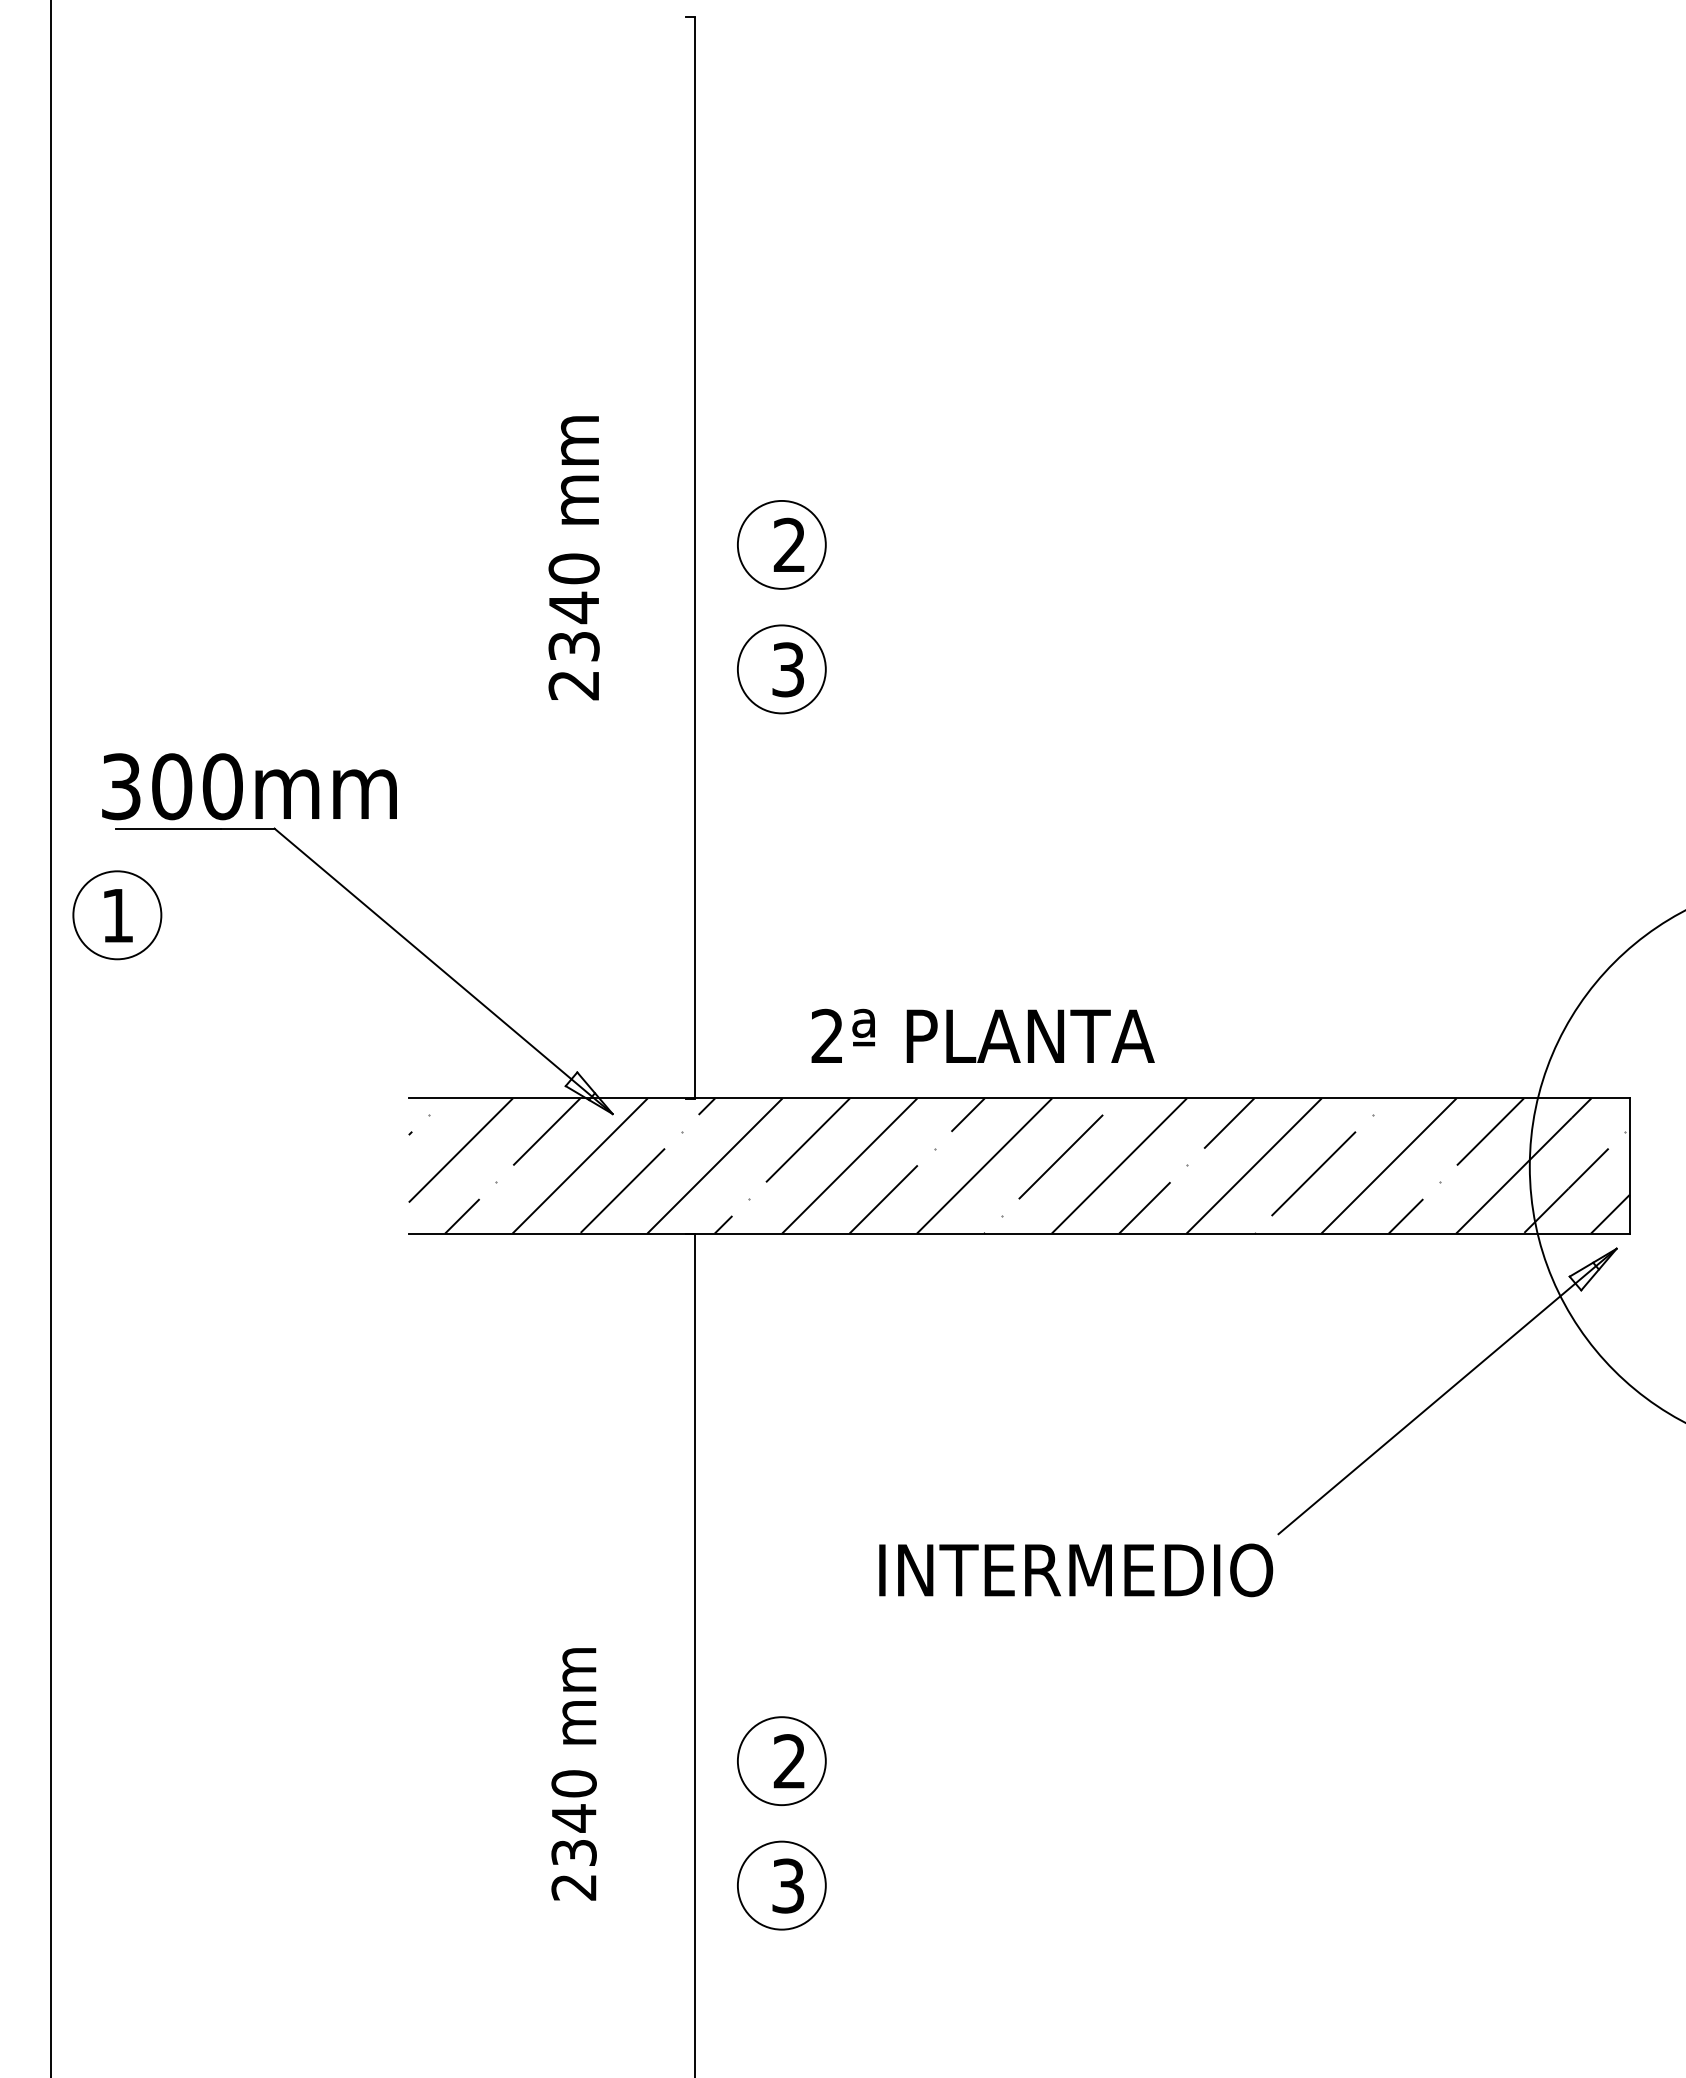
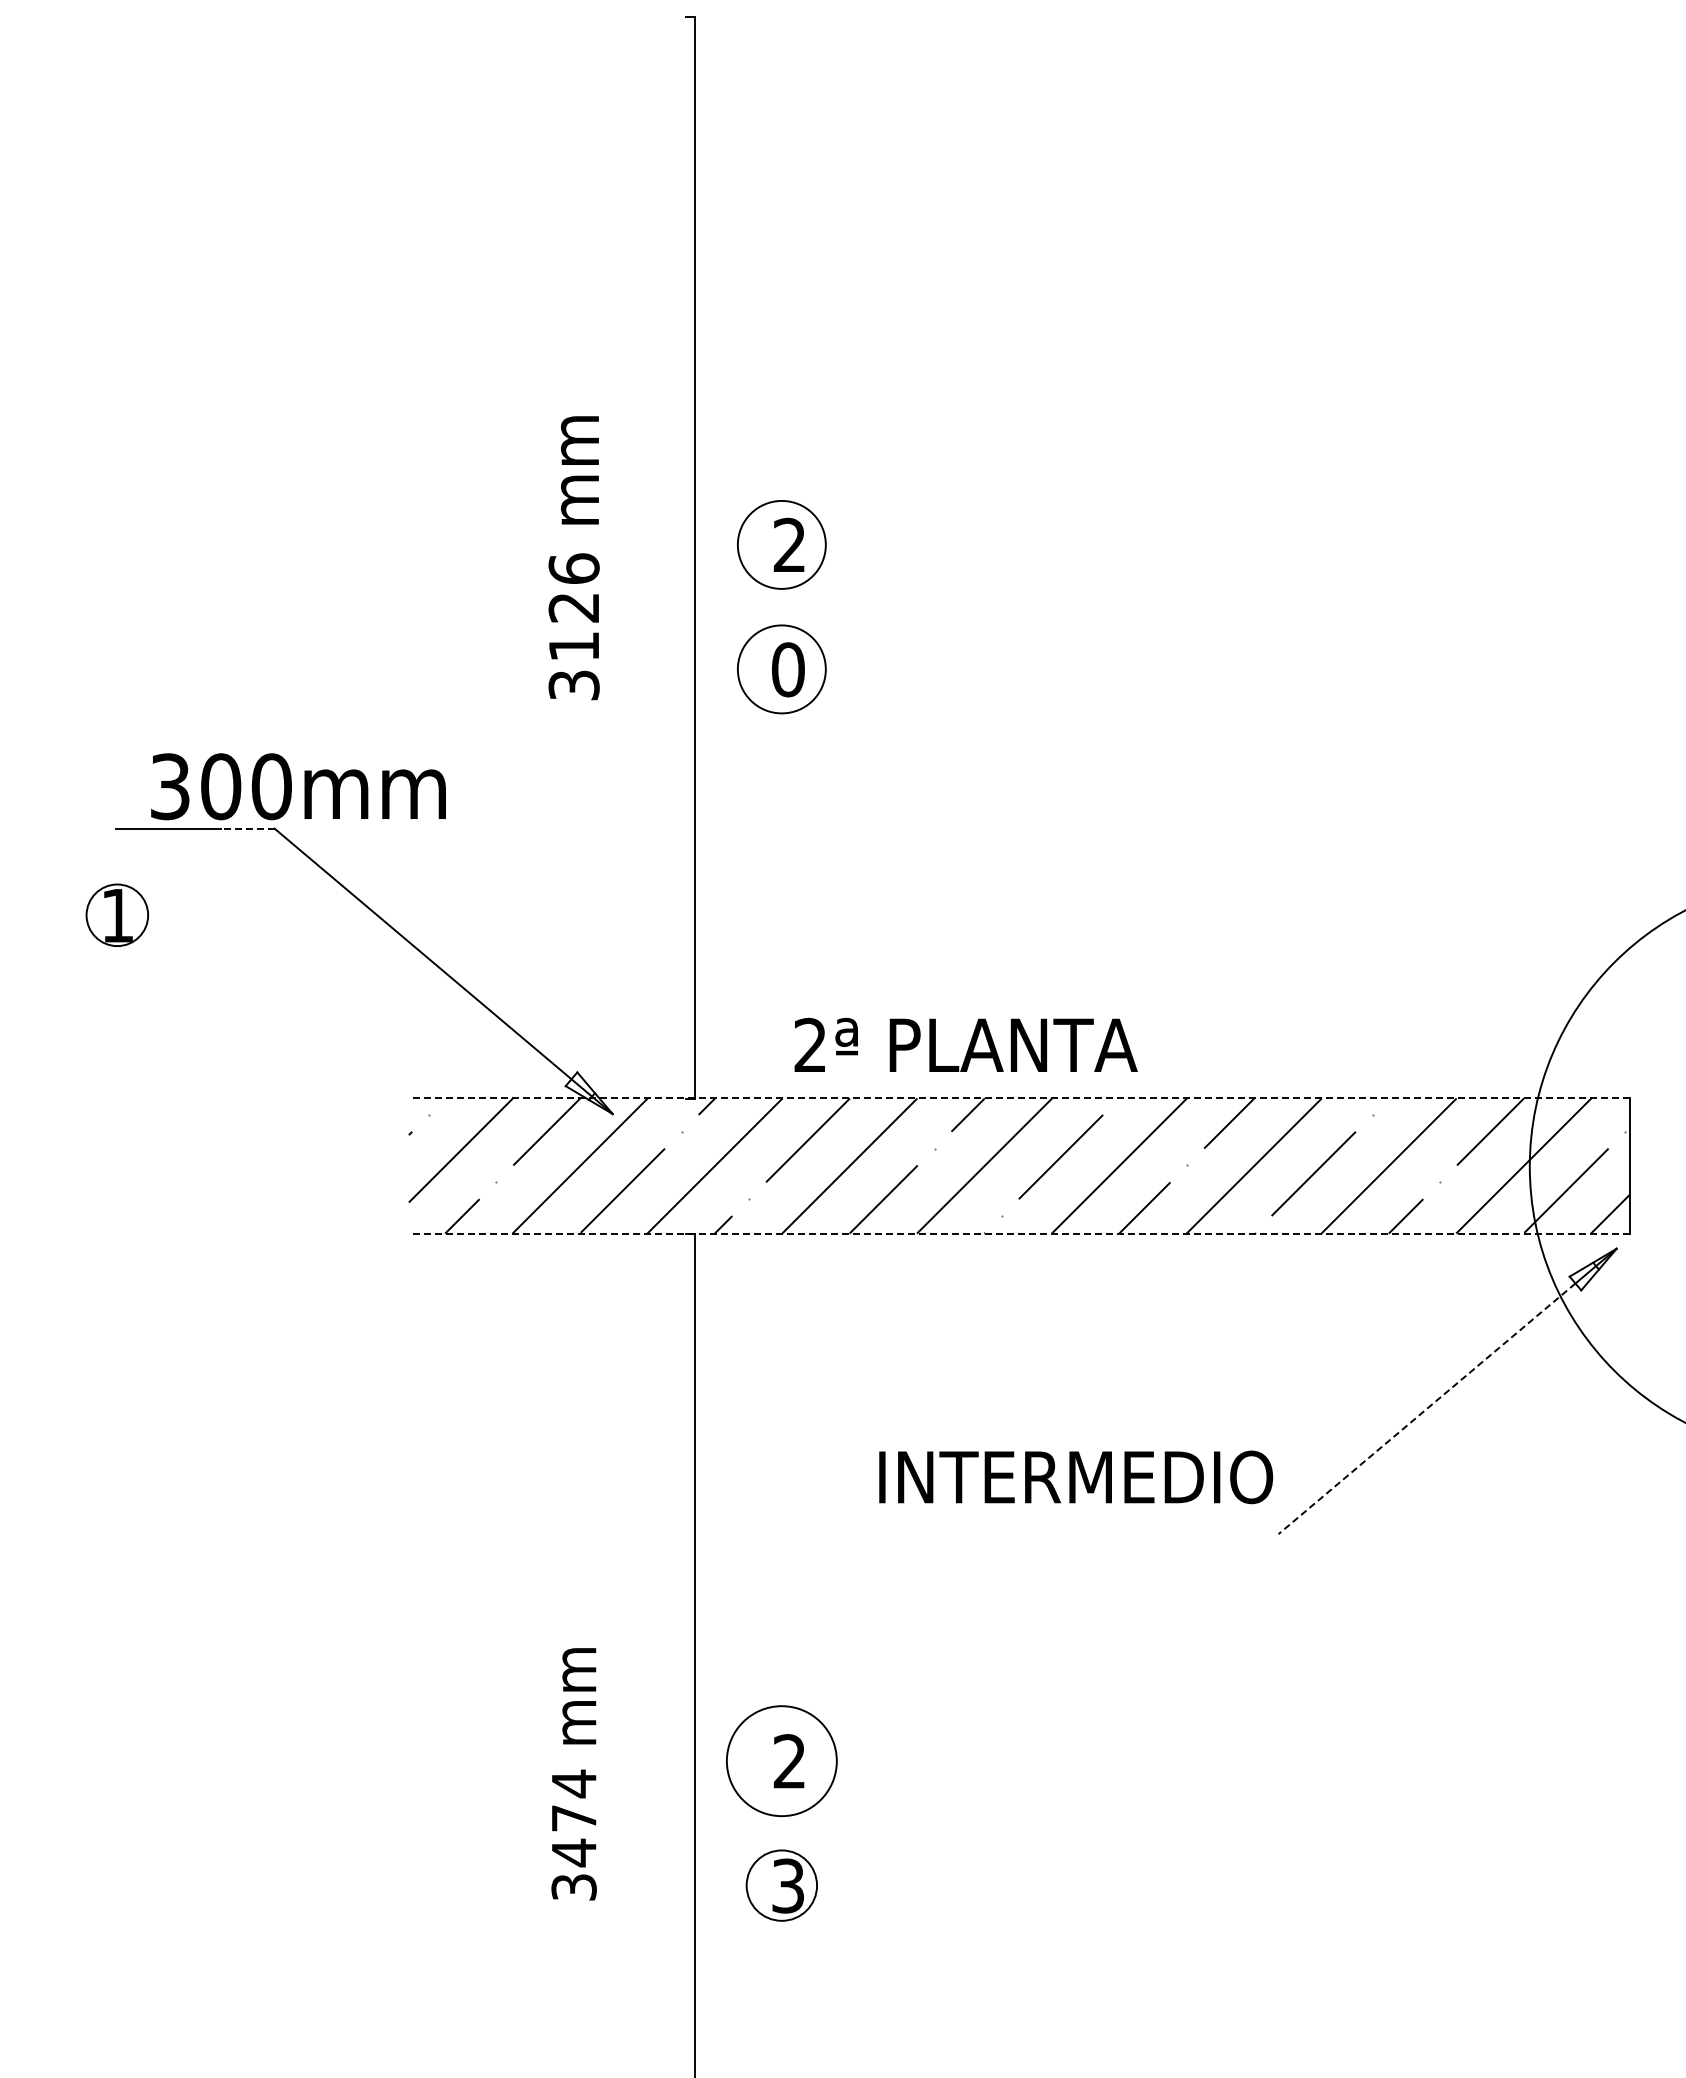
text: 2340 -> 3126 (573, 626)
text: 3 -> 0 (788, 669)
text position: (249, 786) -> (298, 786) (298, 786)
line: solid -> dashed (247, 828)
circle diameter: 88 px -> 62 px (117, 915)
text position: (982, 1035) -> (965, 1044) (965, 1044)
line: present -> none (50, 1038)
line: solid -> dashed (1018, 1098)
line: solid -> dashed (1018, 1233)
line: solid -> dashed (1426, 1409)
text position: (1076, 1570) -> (1076, 1477) (1076, 1477)
circle diameter: 88 px -> 110 px (781, 1761)
text: 2340 -> 3474 (573, 1834)
circle diameter: 88 px -> 70 px (781, 1885)
